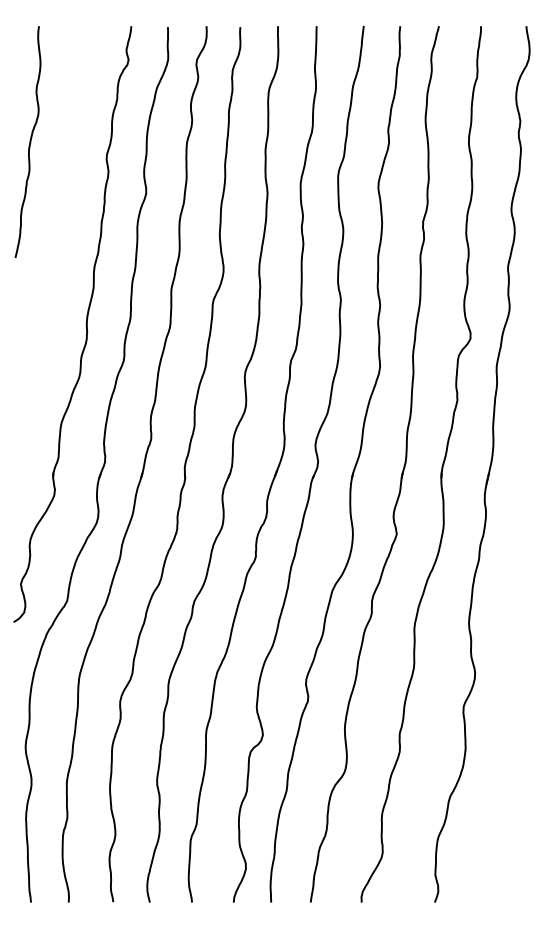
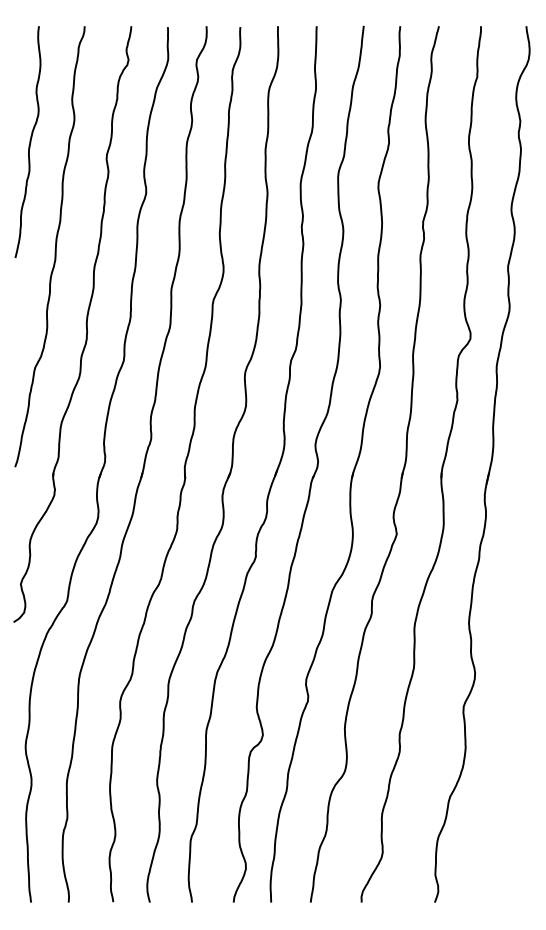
curve: none -> present (54, 249)
